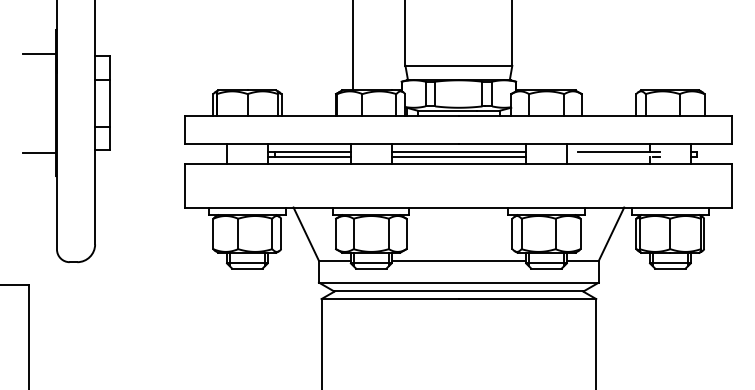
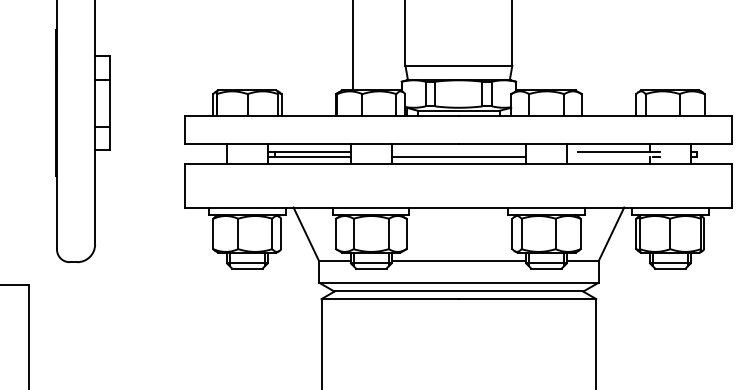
line: present -> none (39, 53)
line: present -> none (458, 151)
line: present -> none (39, 152)
